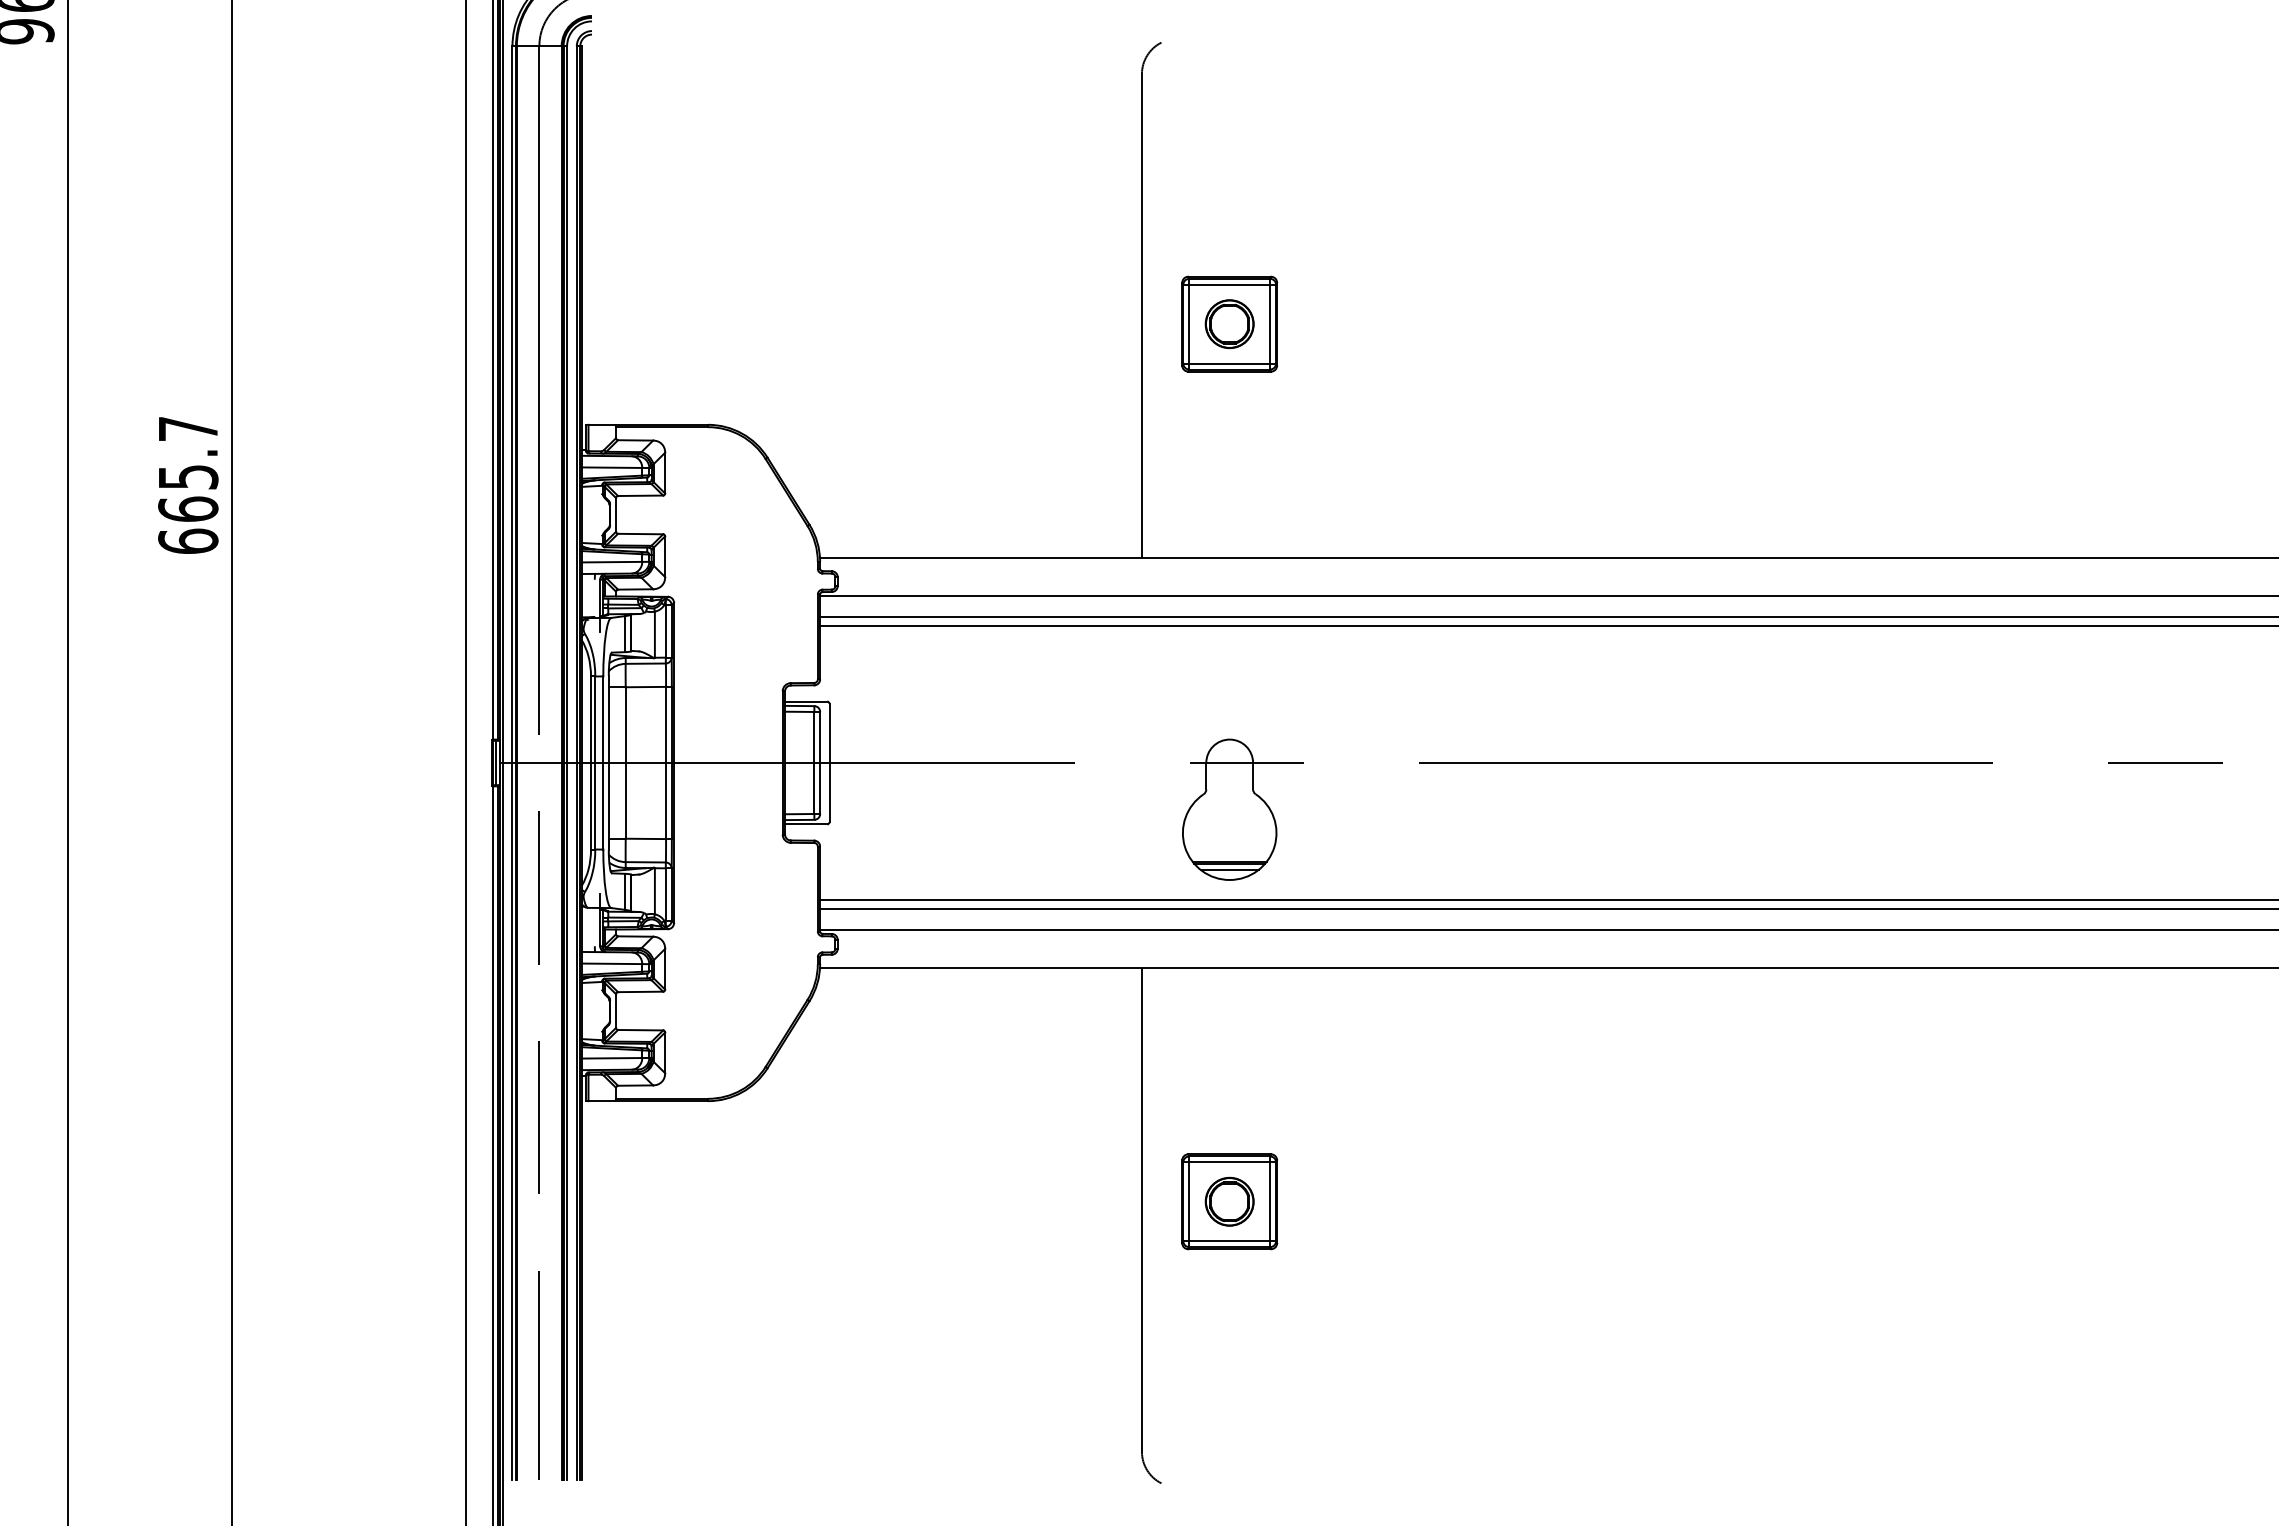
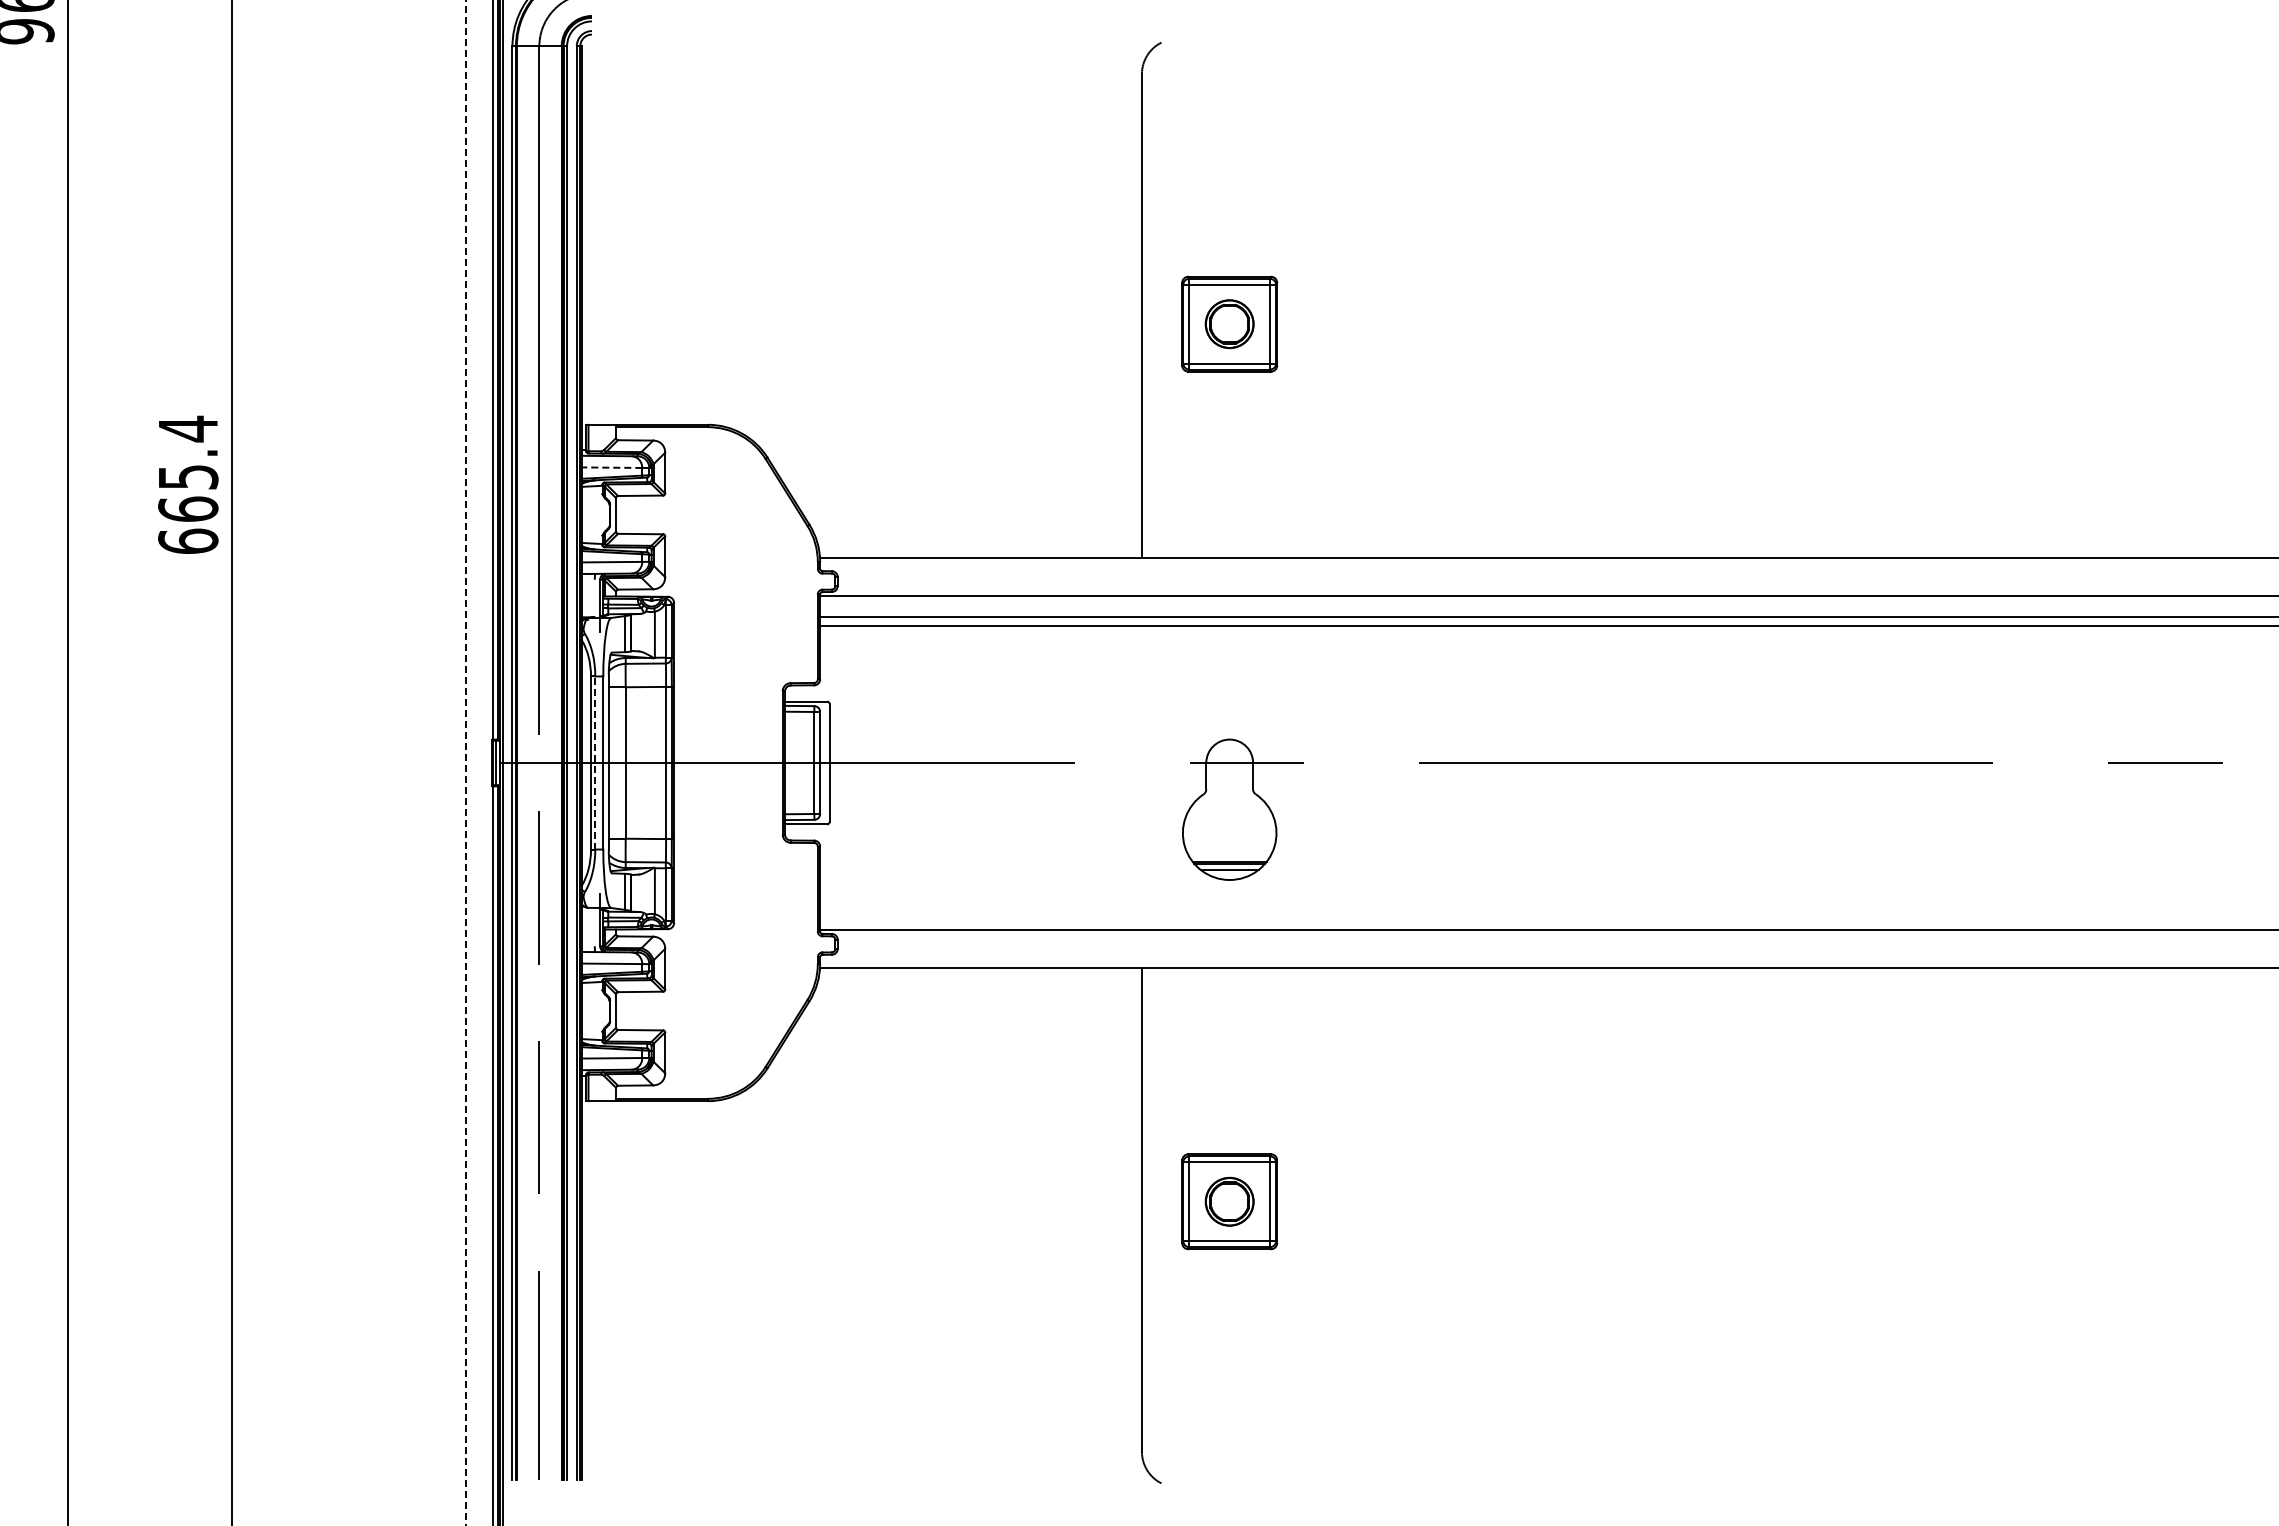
text: 665.7 -> 665.4 (188, 428)
line: solid -> dashed (611, 467)
line: solid -> dashed (466, 763)
line: solid -> dashed (595, 763)
line: present -> none (1547, 899)
line: present -> none (1547, 909)
